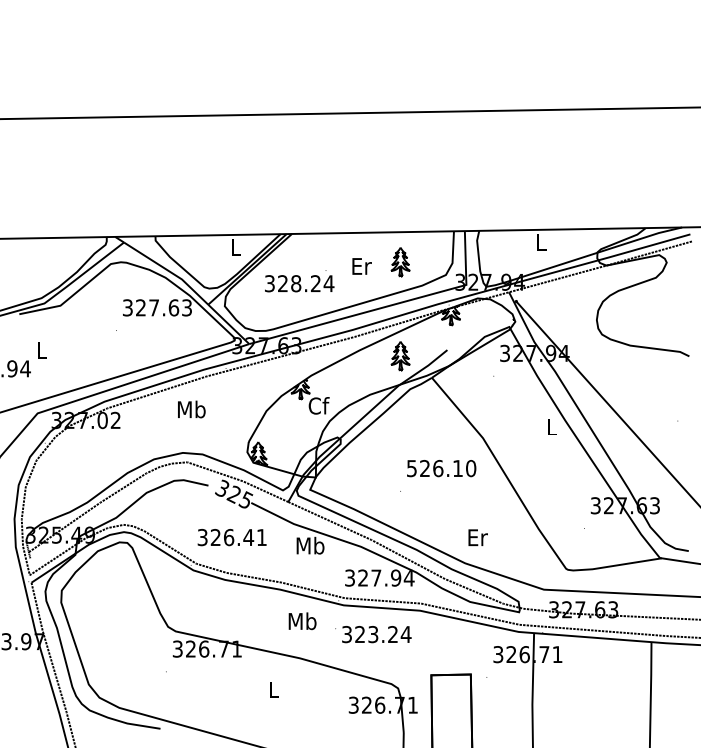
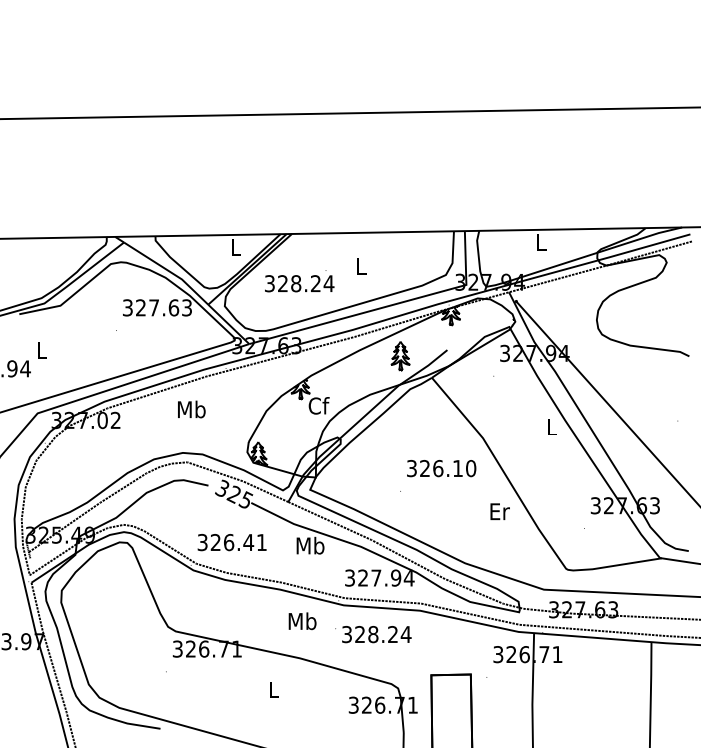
part: present -> none (400, 262)
text: Er -> L (361, 266)
text: 526.10 -> 326.10 (411, 467)
text position: (231, 537) -> (231, 542) (231, 542)
text position: (477, 537) -> (499, 511) (499, 511)
text: 323.24 -> 328.24 (373, 634)
